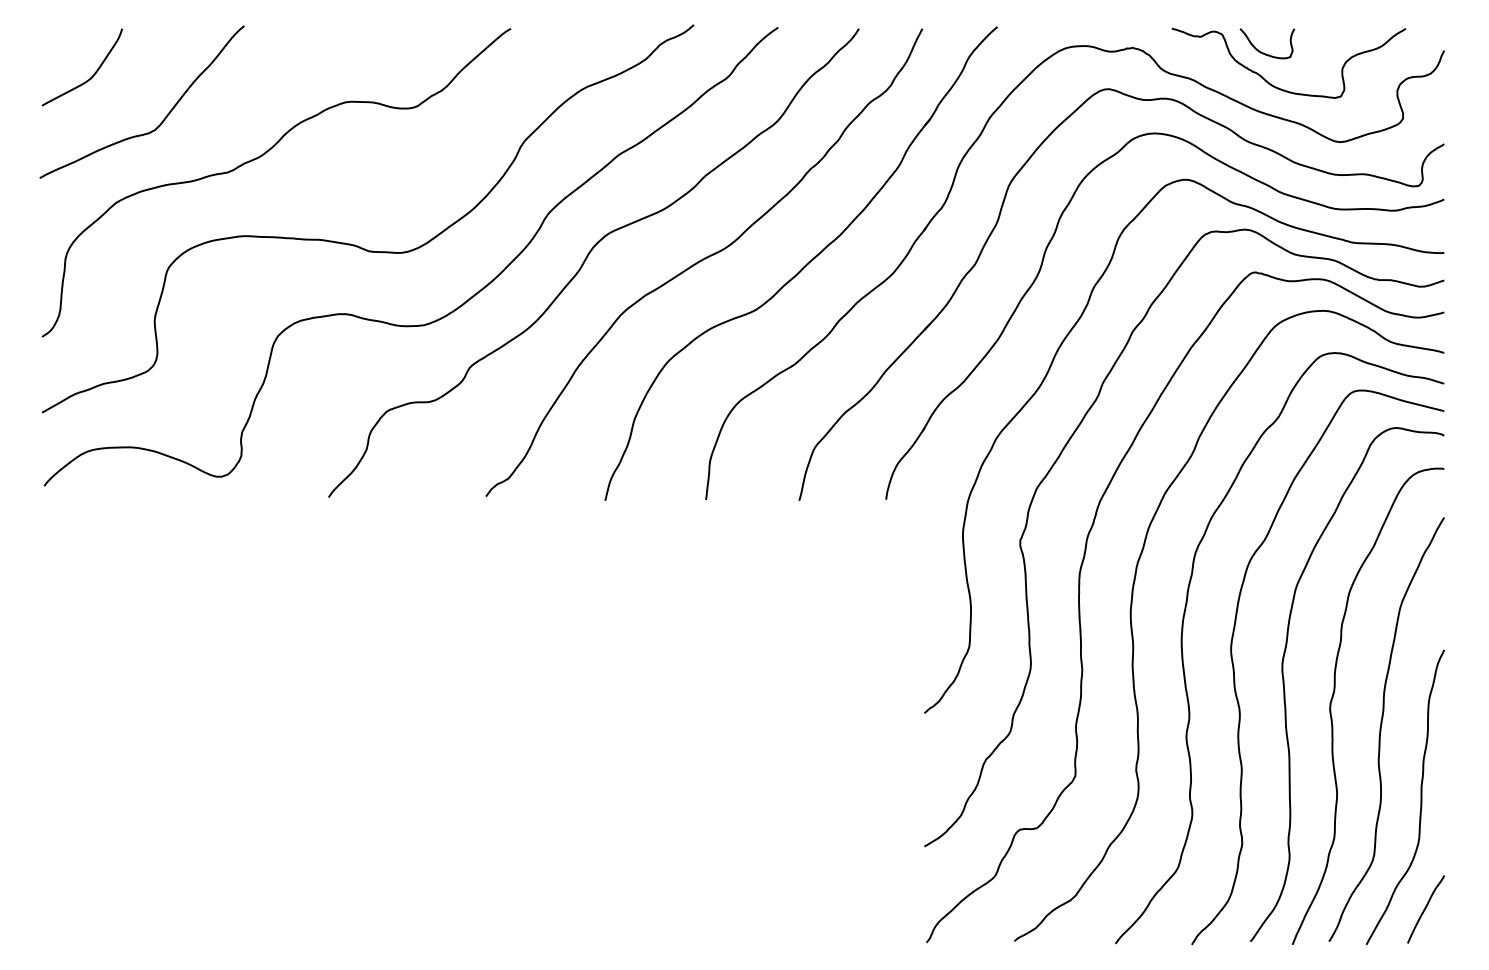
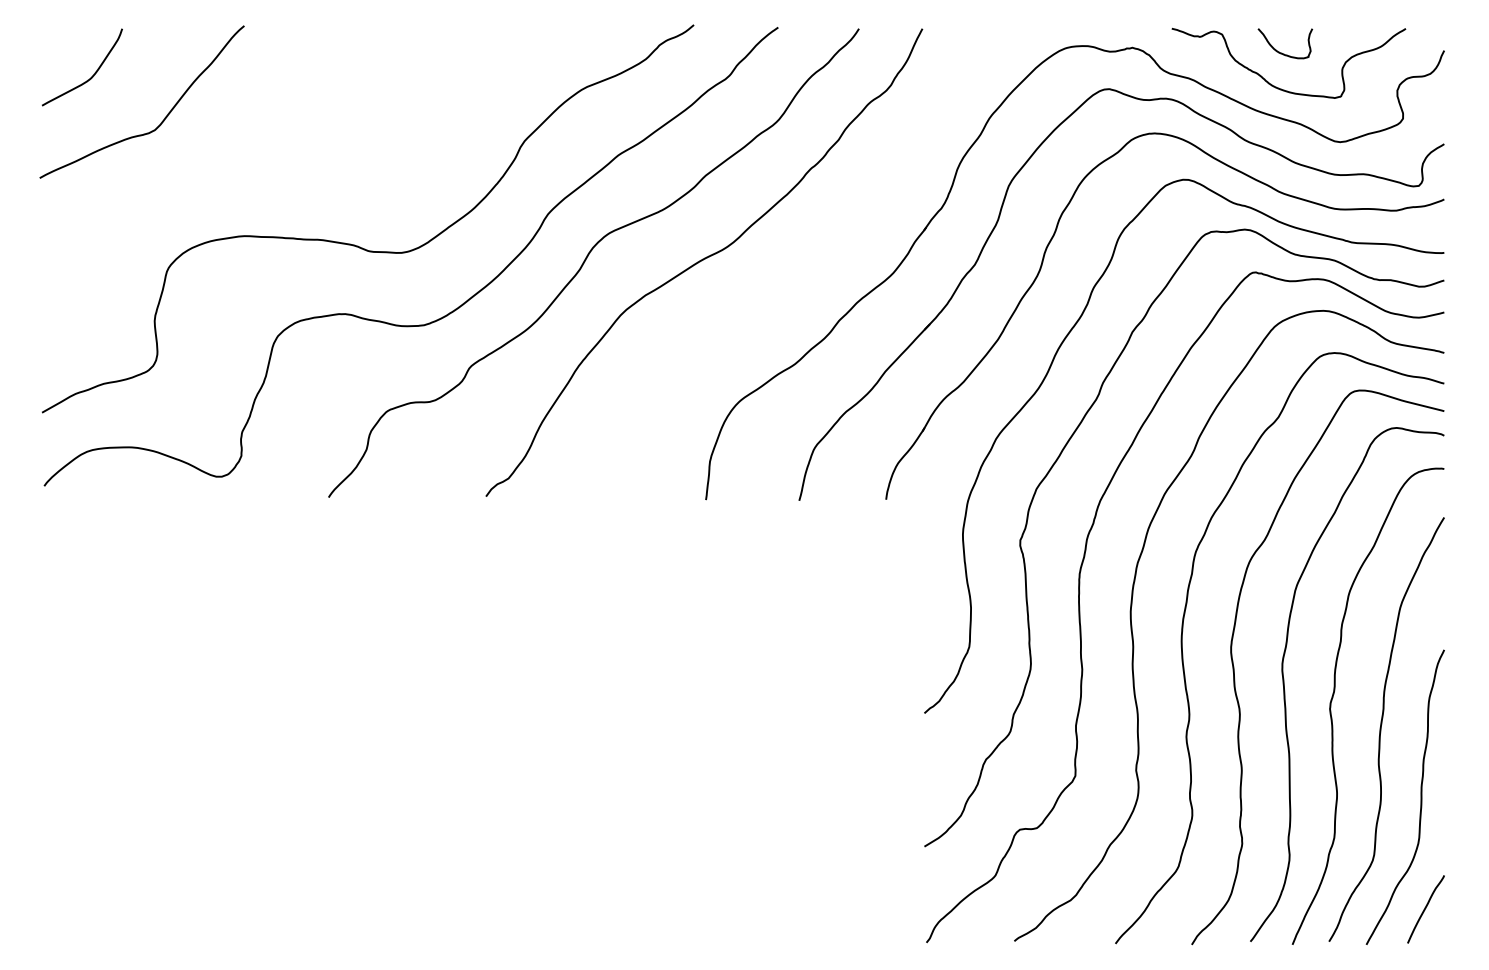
curve position: (1263, 52) -> (1281, 52) (1281, 52)
curve: present -> none (259, 158)
part: present -> none (800, 263)
